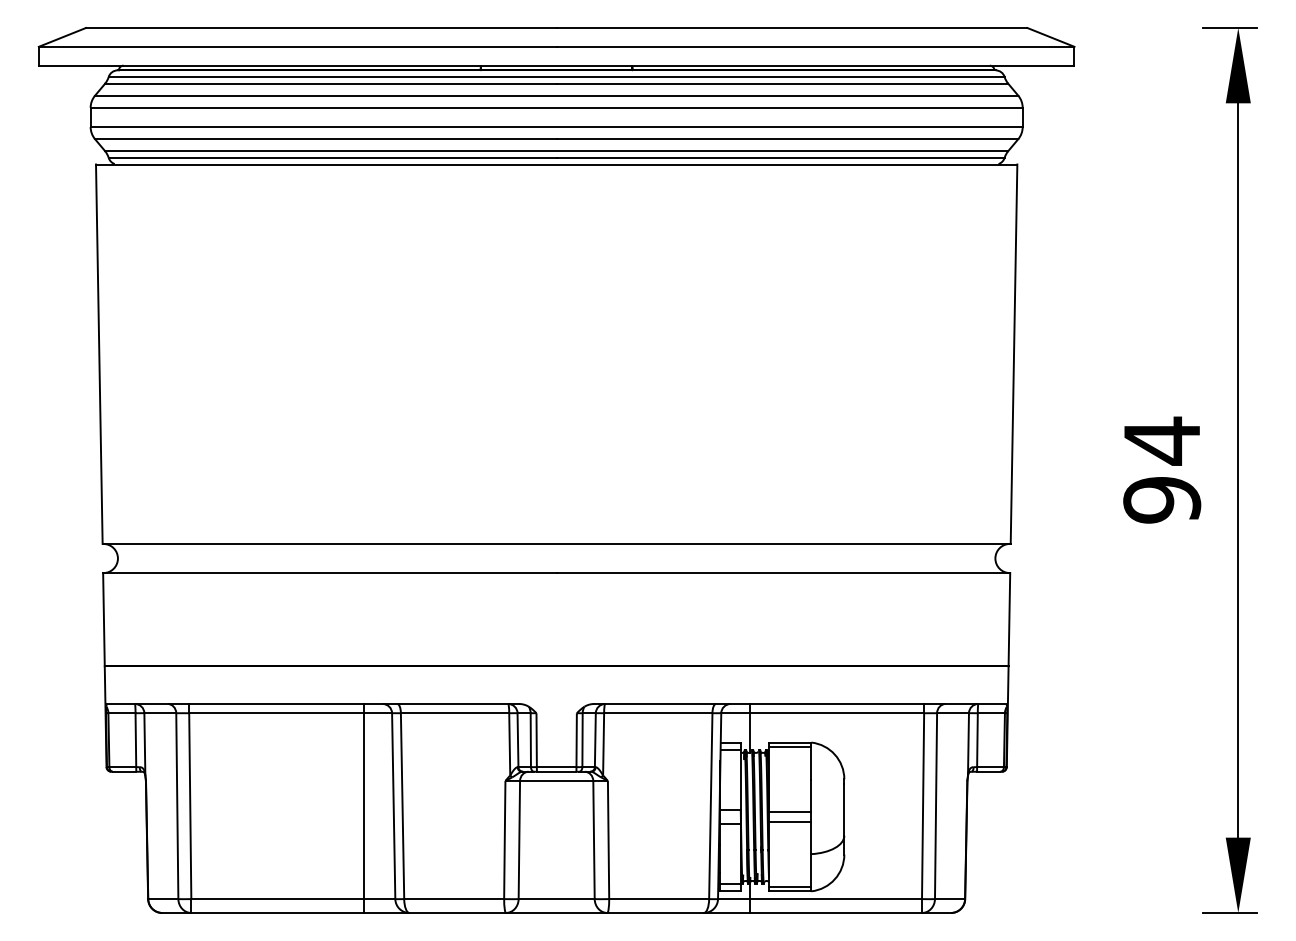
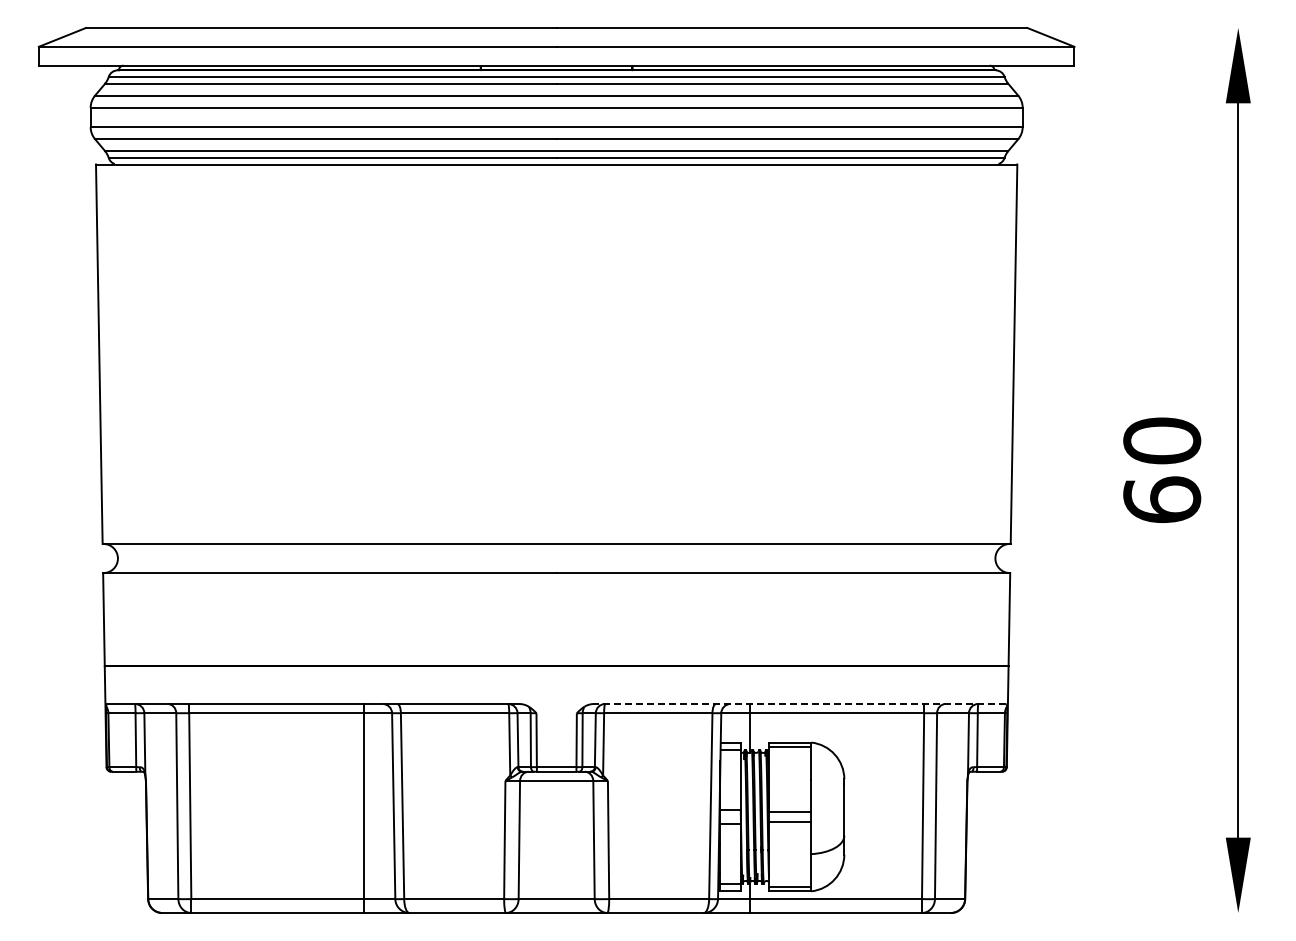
line: present -> none (1229, 28)
text: 94 -> 60 (1162, 469)
line: solid -> dashed (800, 703)
line: present -> none (1229, 912)
